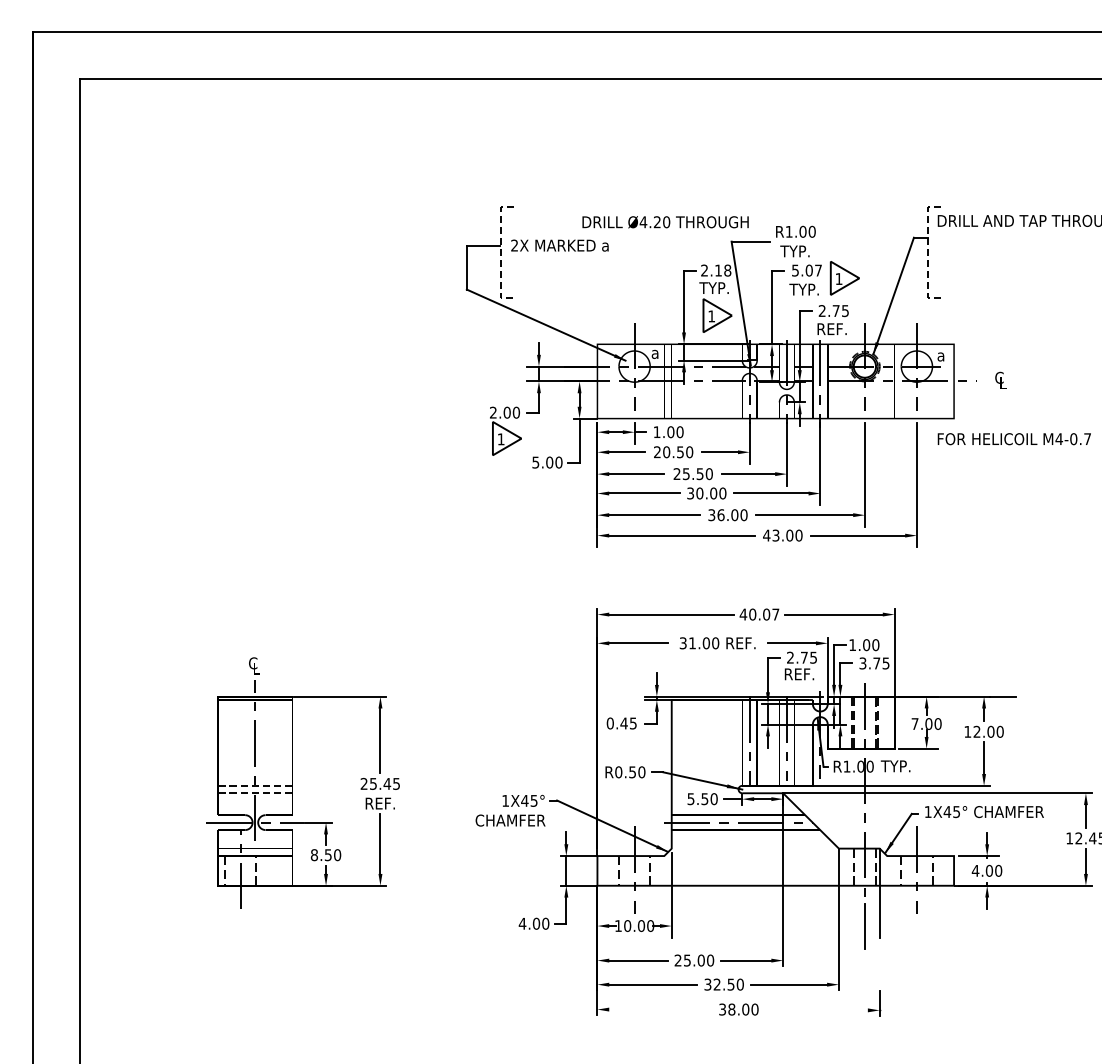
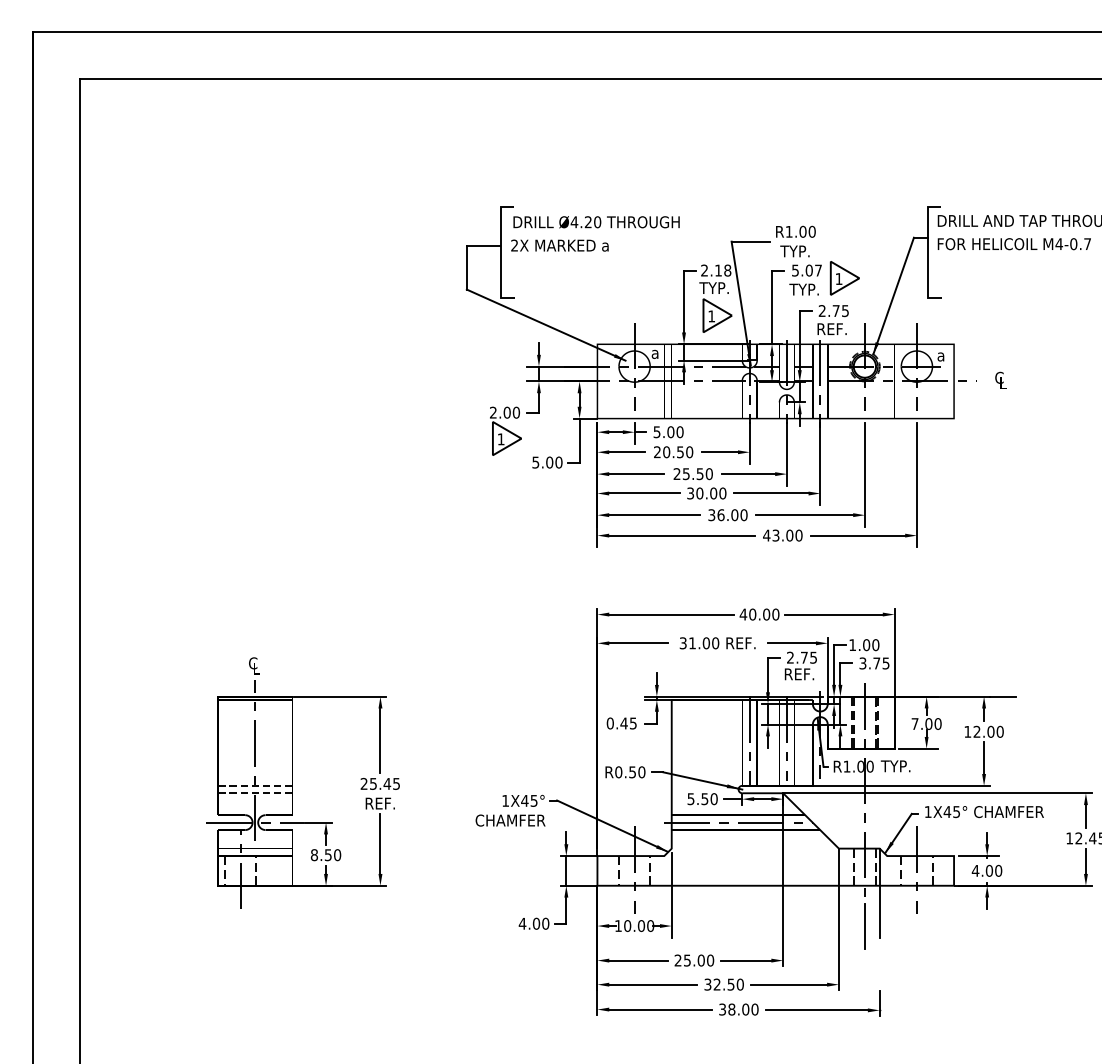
text position: (665, 222) -> (596, 222) (596, 222)
line: dashed -> solid (500, 253)
line: dashed -> solid (927, 253)
text: 1.00 -> 5.00 (656, 432)
text position: (1013, 439) -> (1013, 244) (1013, 244)
text: 40.07 -> 40.00 (775, 614)
line: none -> present (660, 1009)
line: none -> present (816, 1009)
